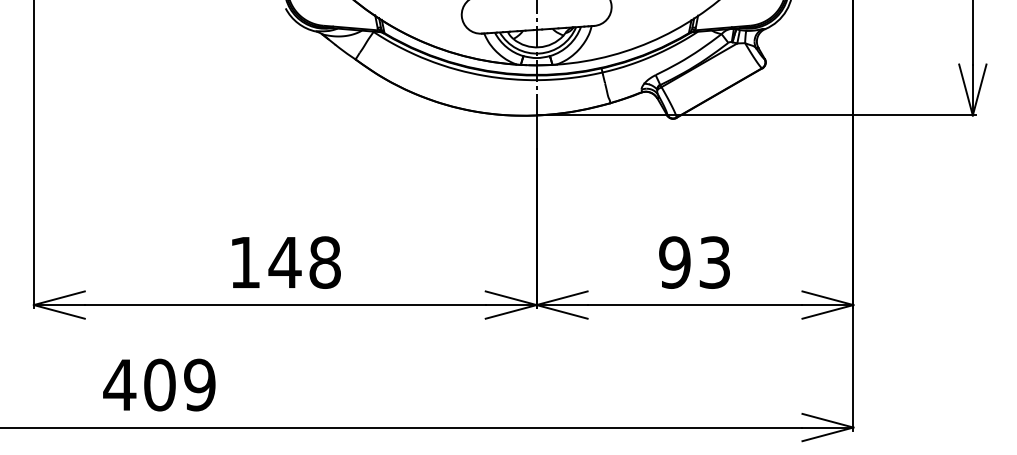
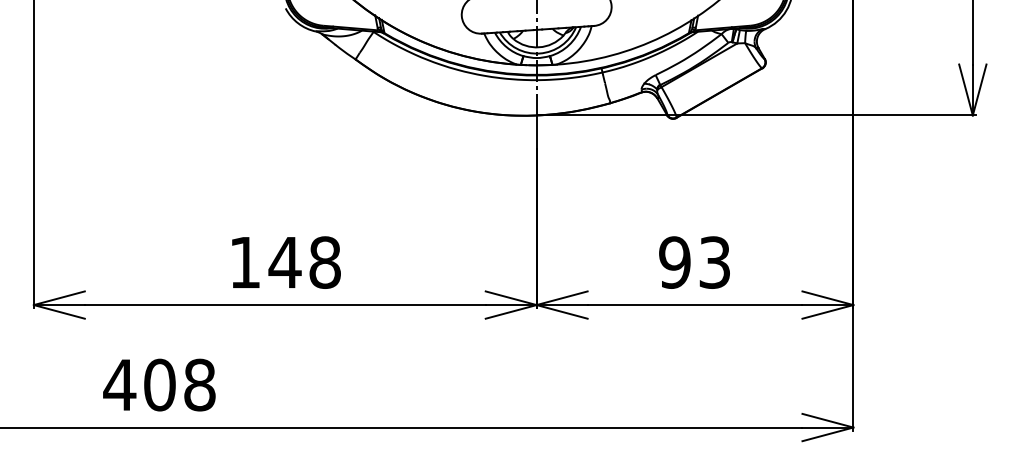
text: 409 -> 408 (199, 384)
